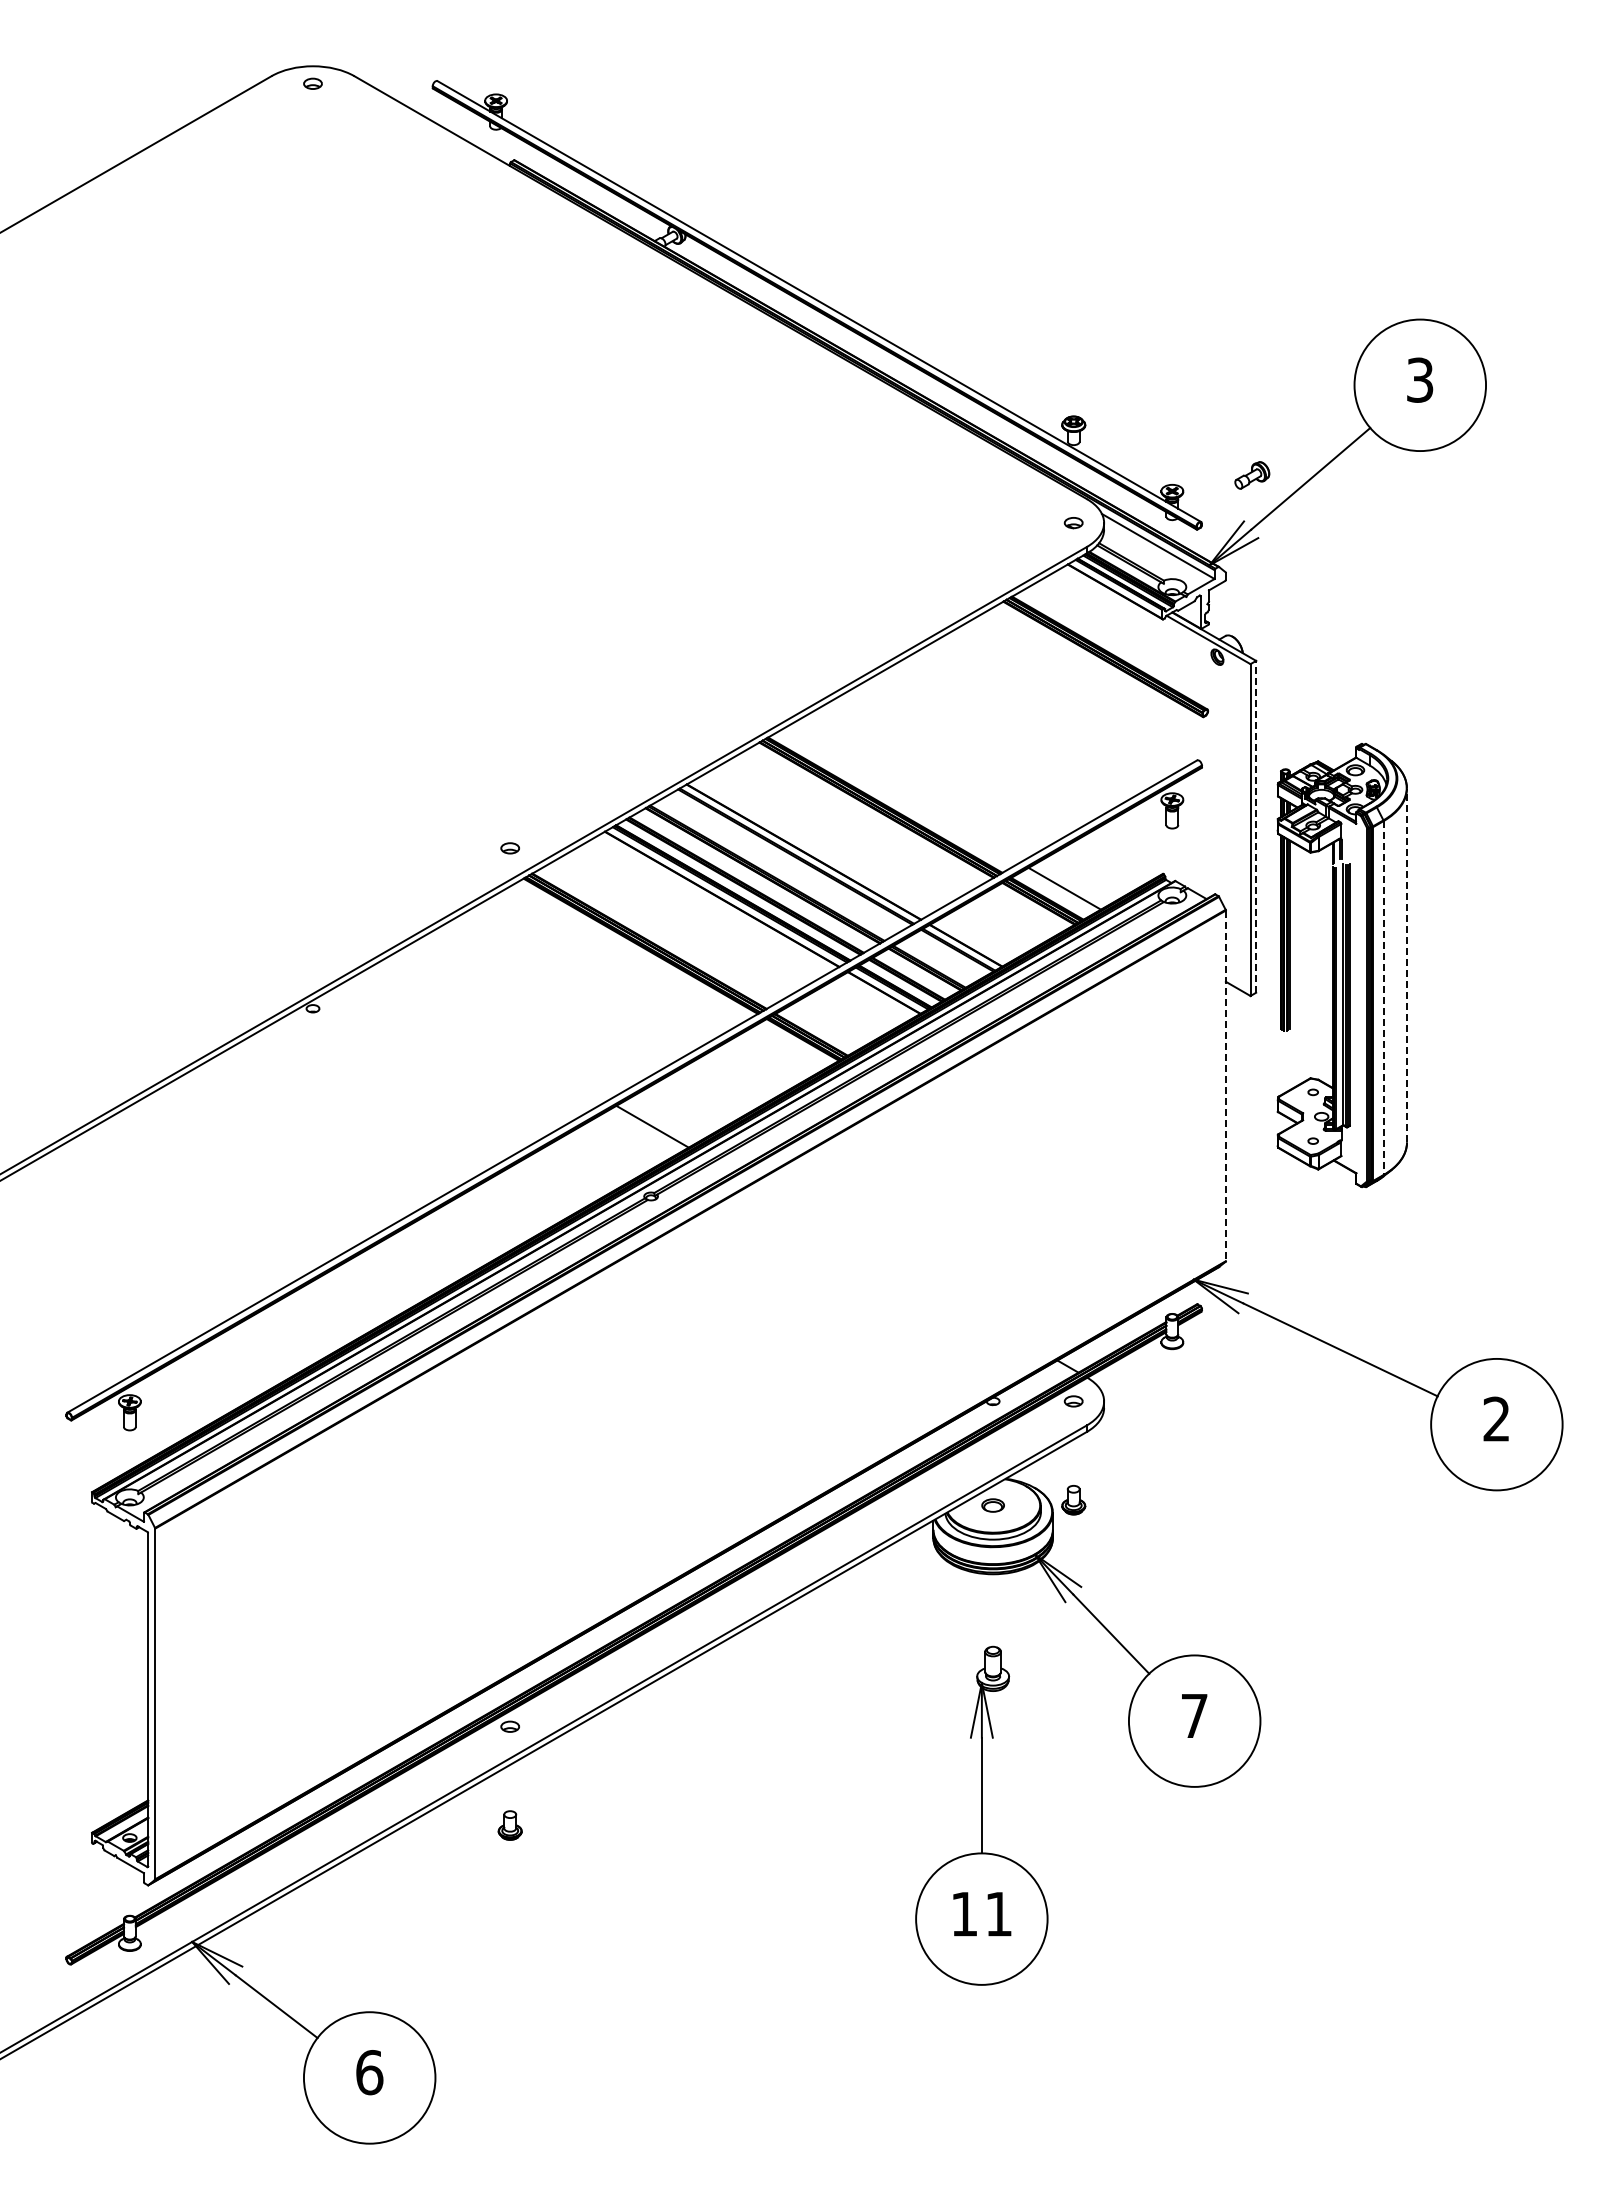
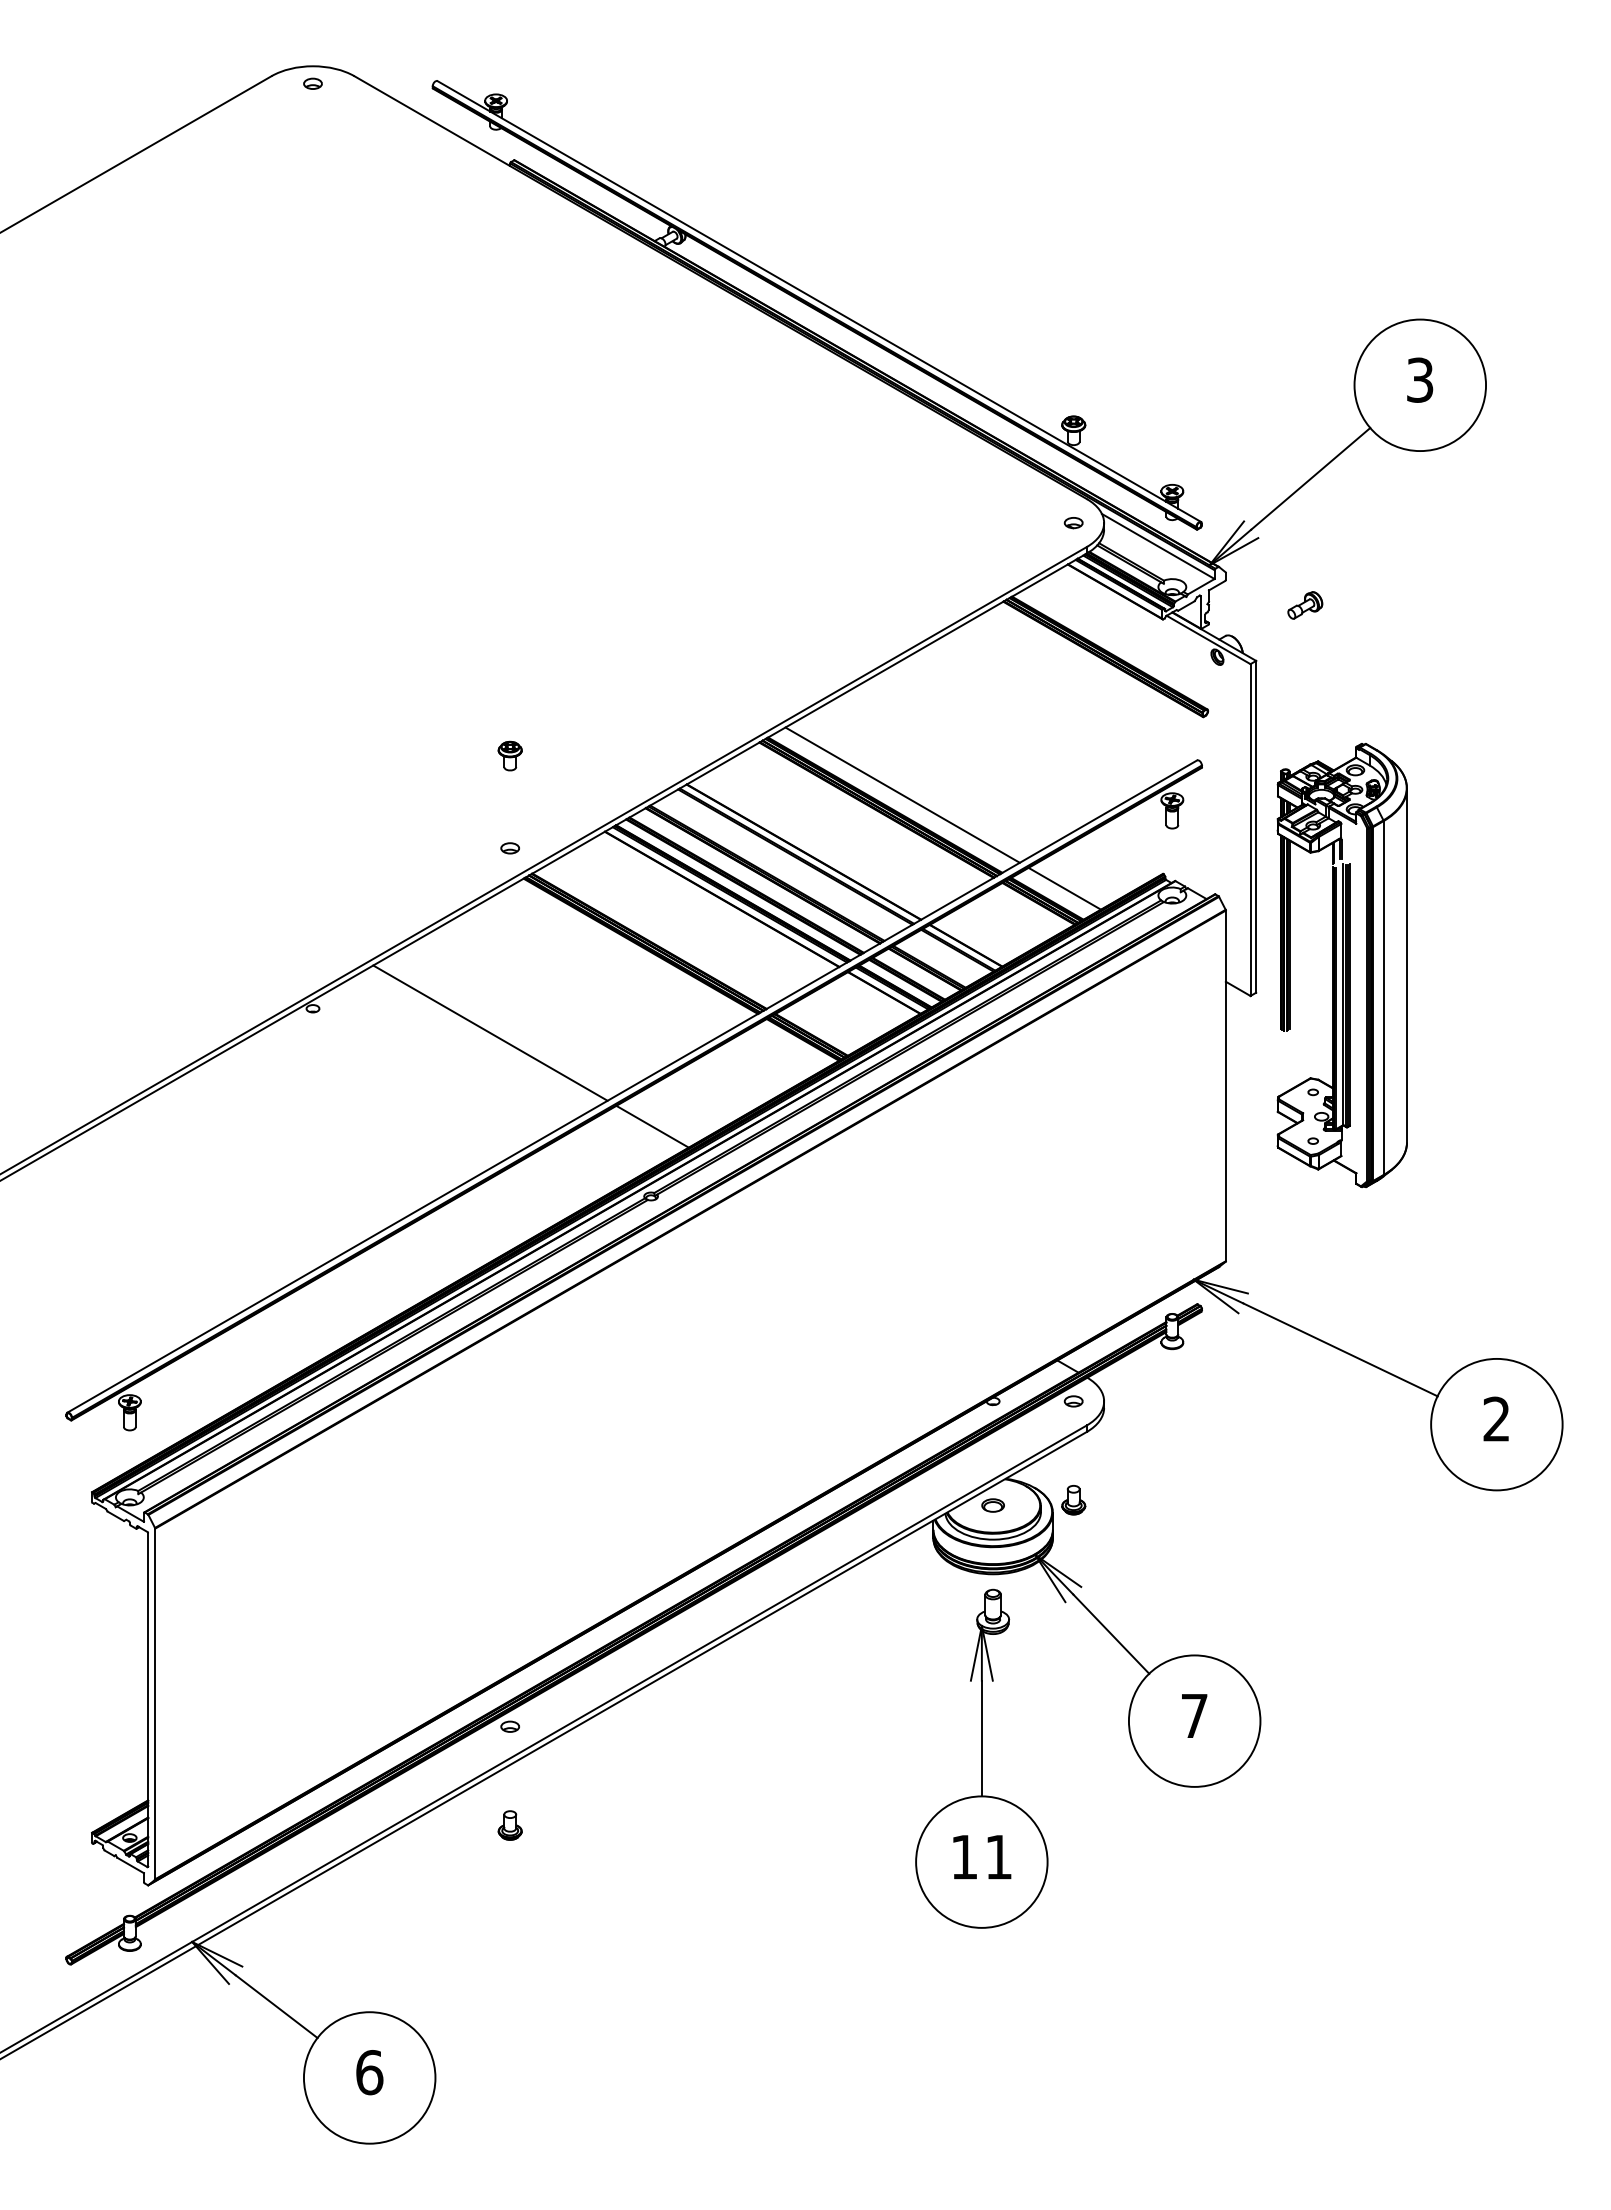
part position: (1252, 475) -> (1305, 605) (1305, 605)
part: none -> present (509, 755)
line: none -> present (902, 794)
line: dashed -> solid (1256, 826)
line: dashed -> solid (1407, 965)
line: dashed -> solid (1383, 998)
line: none -> present (490, 1032)
line: dashed -> solid (1225, 1086)
part position: (981, 1815) -> (981, 1758) (981, 1758)
